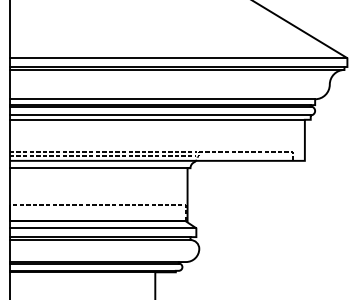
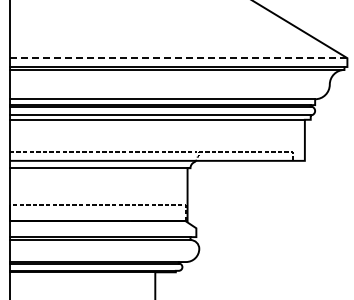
line: solid -> dashed (178, 58)
line: present -> none (102, 156)
line: present -> none (102, 228)
